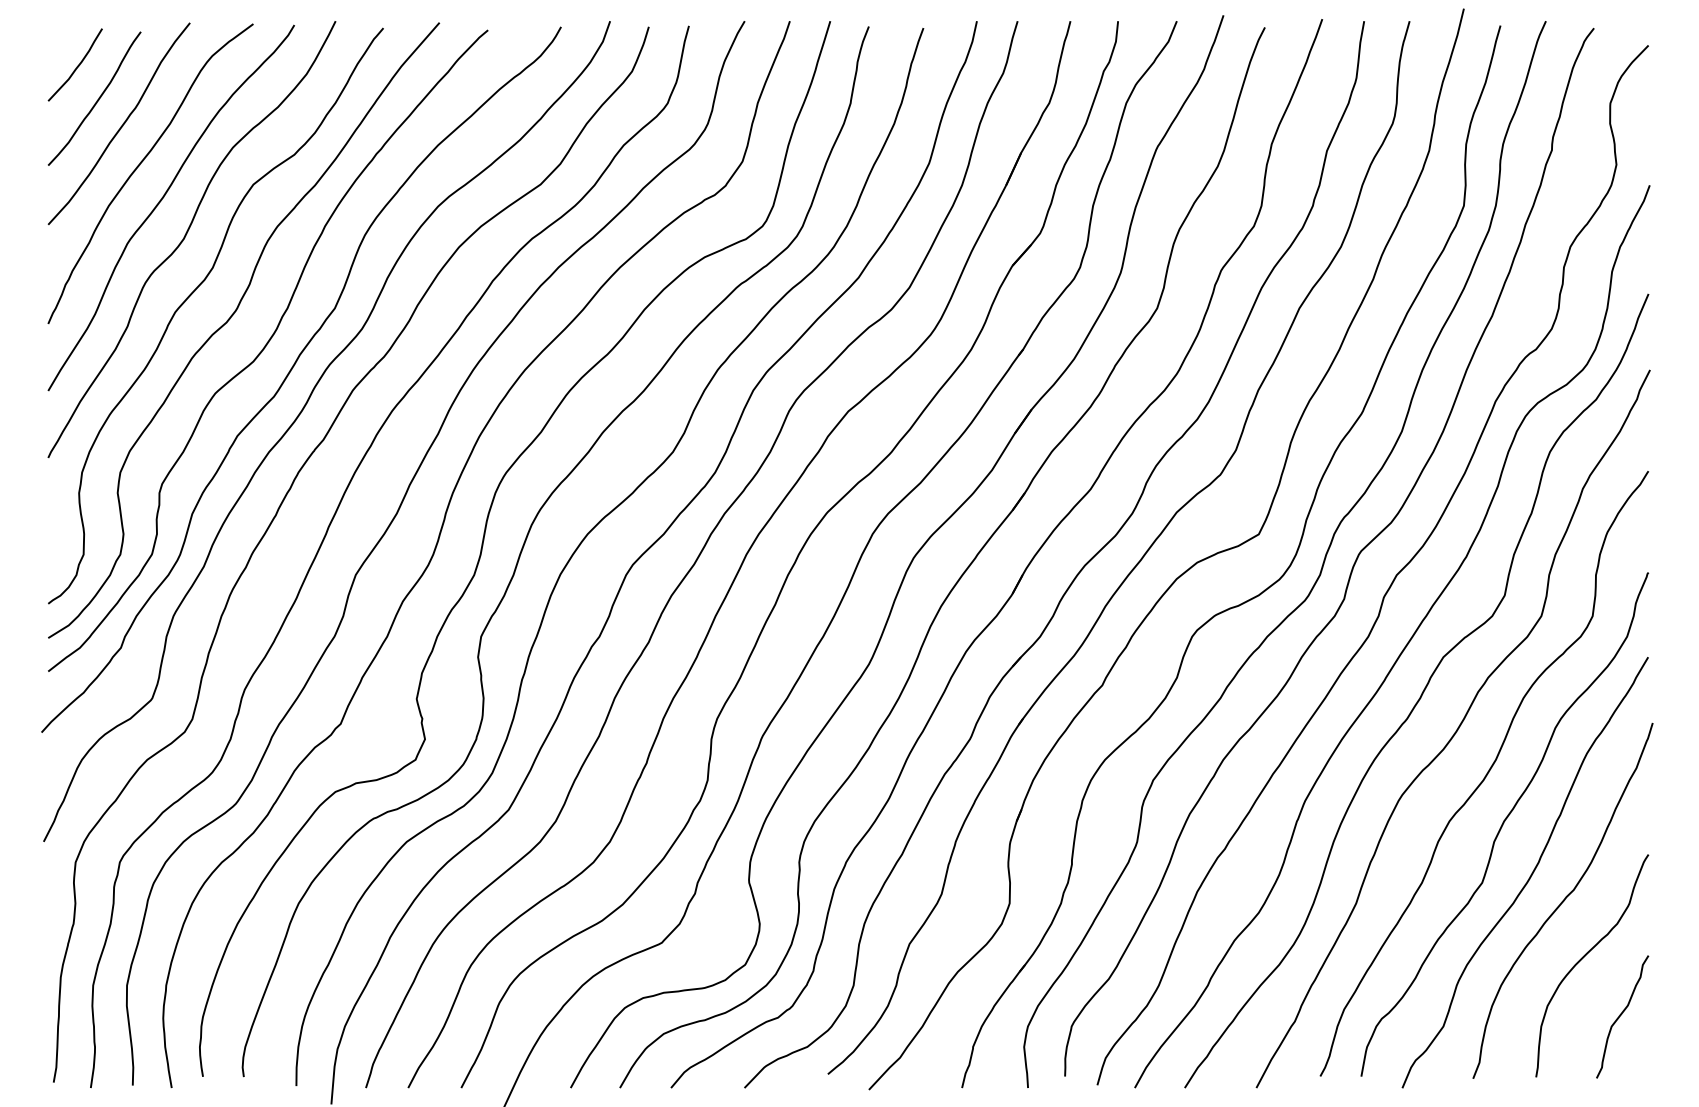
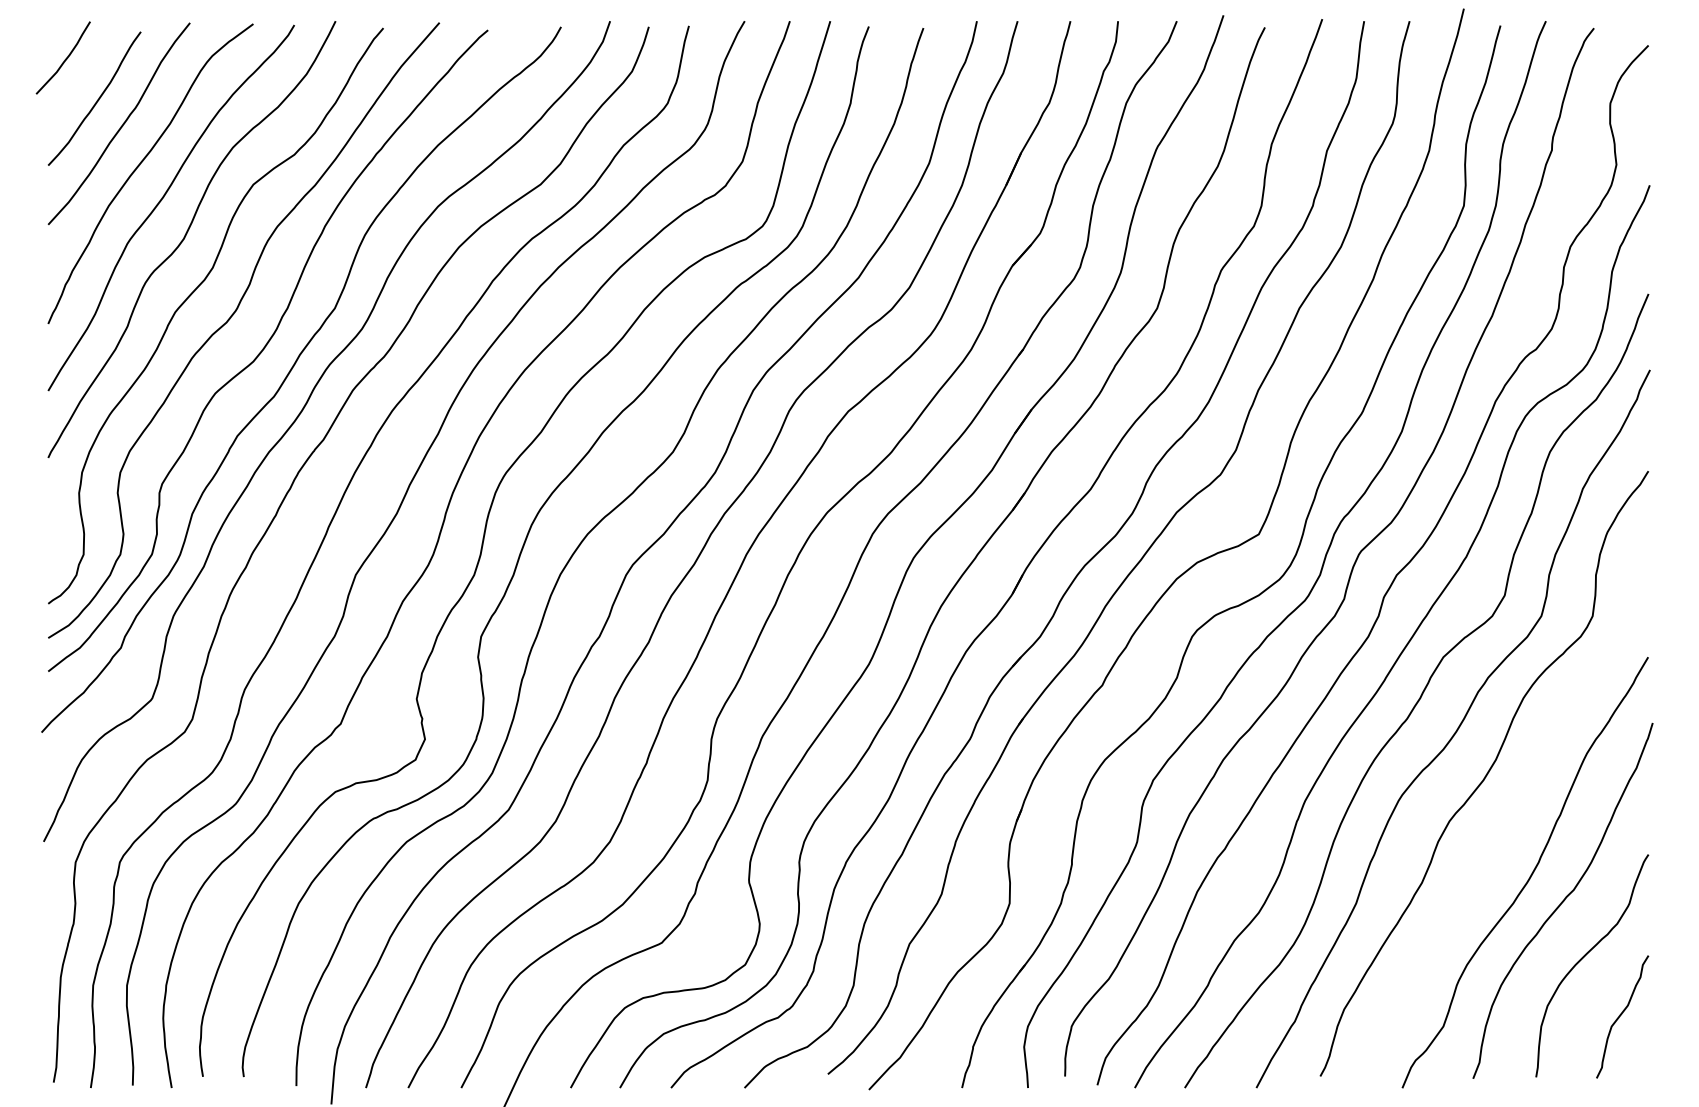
curve position: (76, 66) -> (64, 59) (64, 59)
curve: present -> none (1504, 823)
